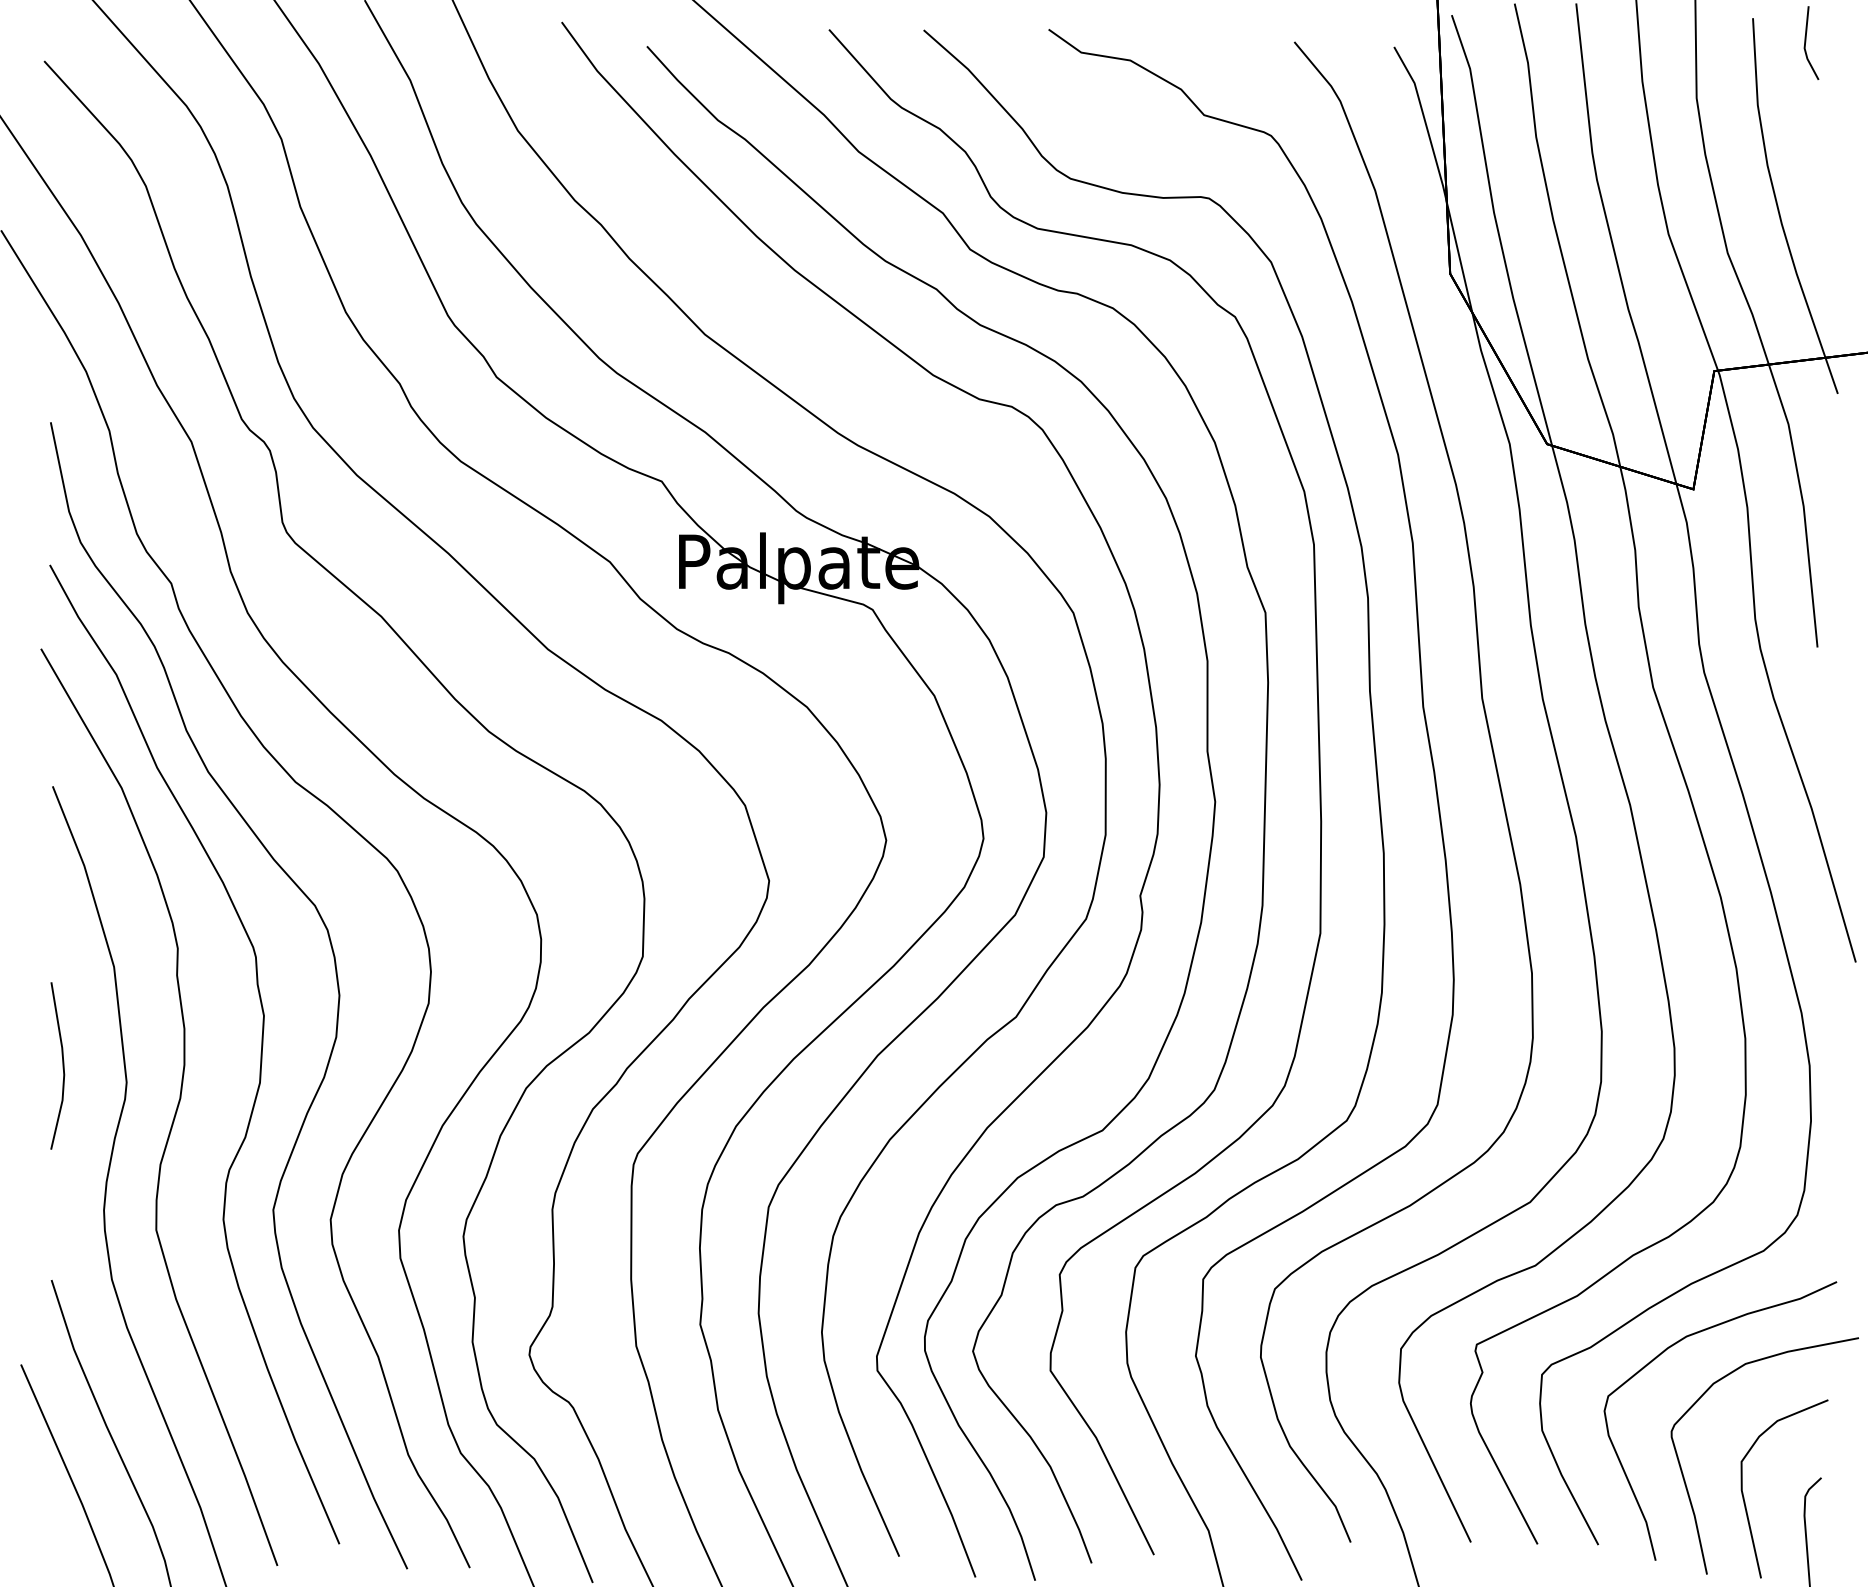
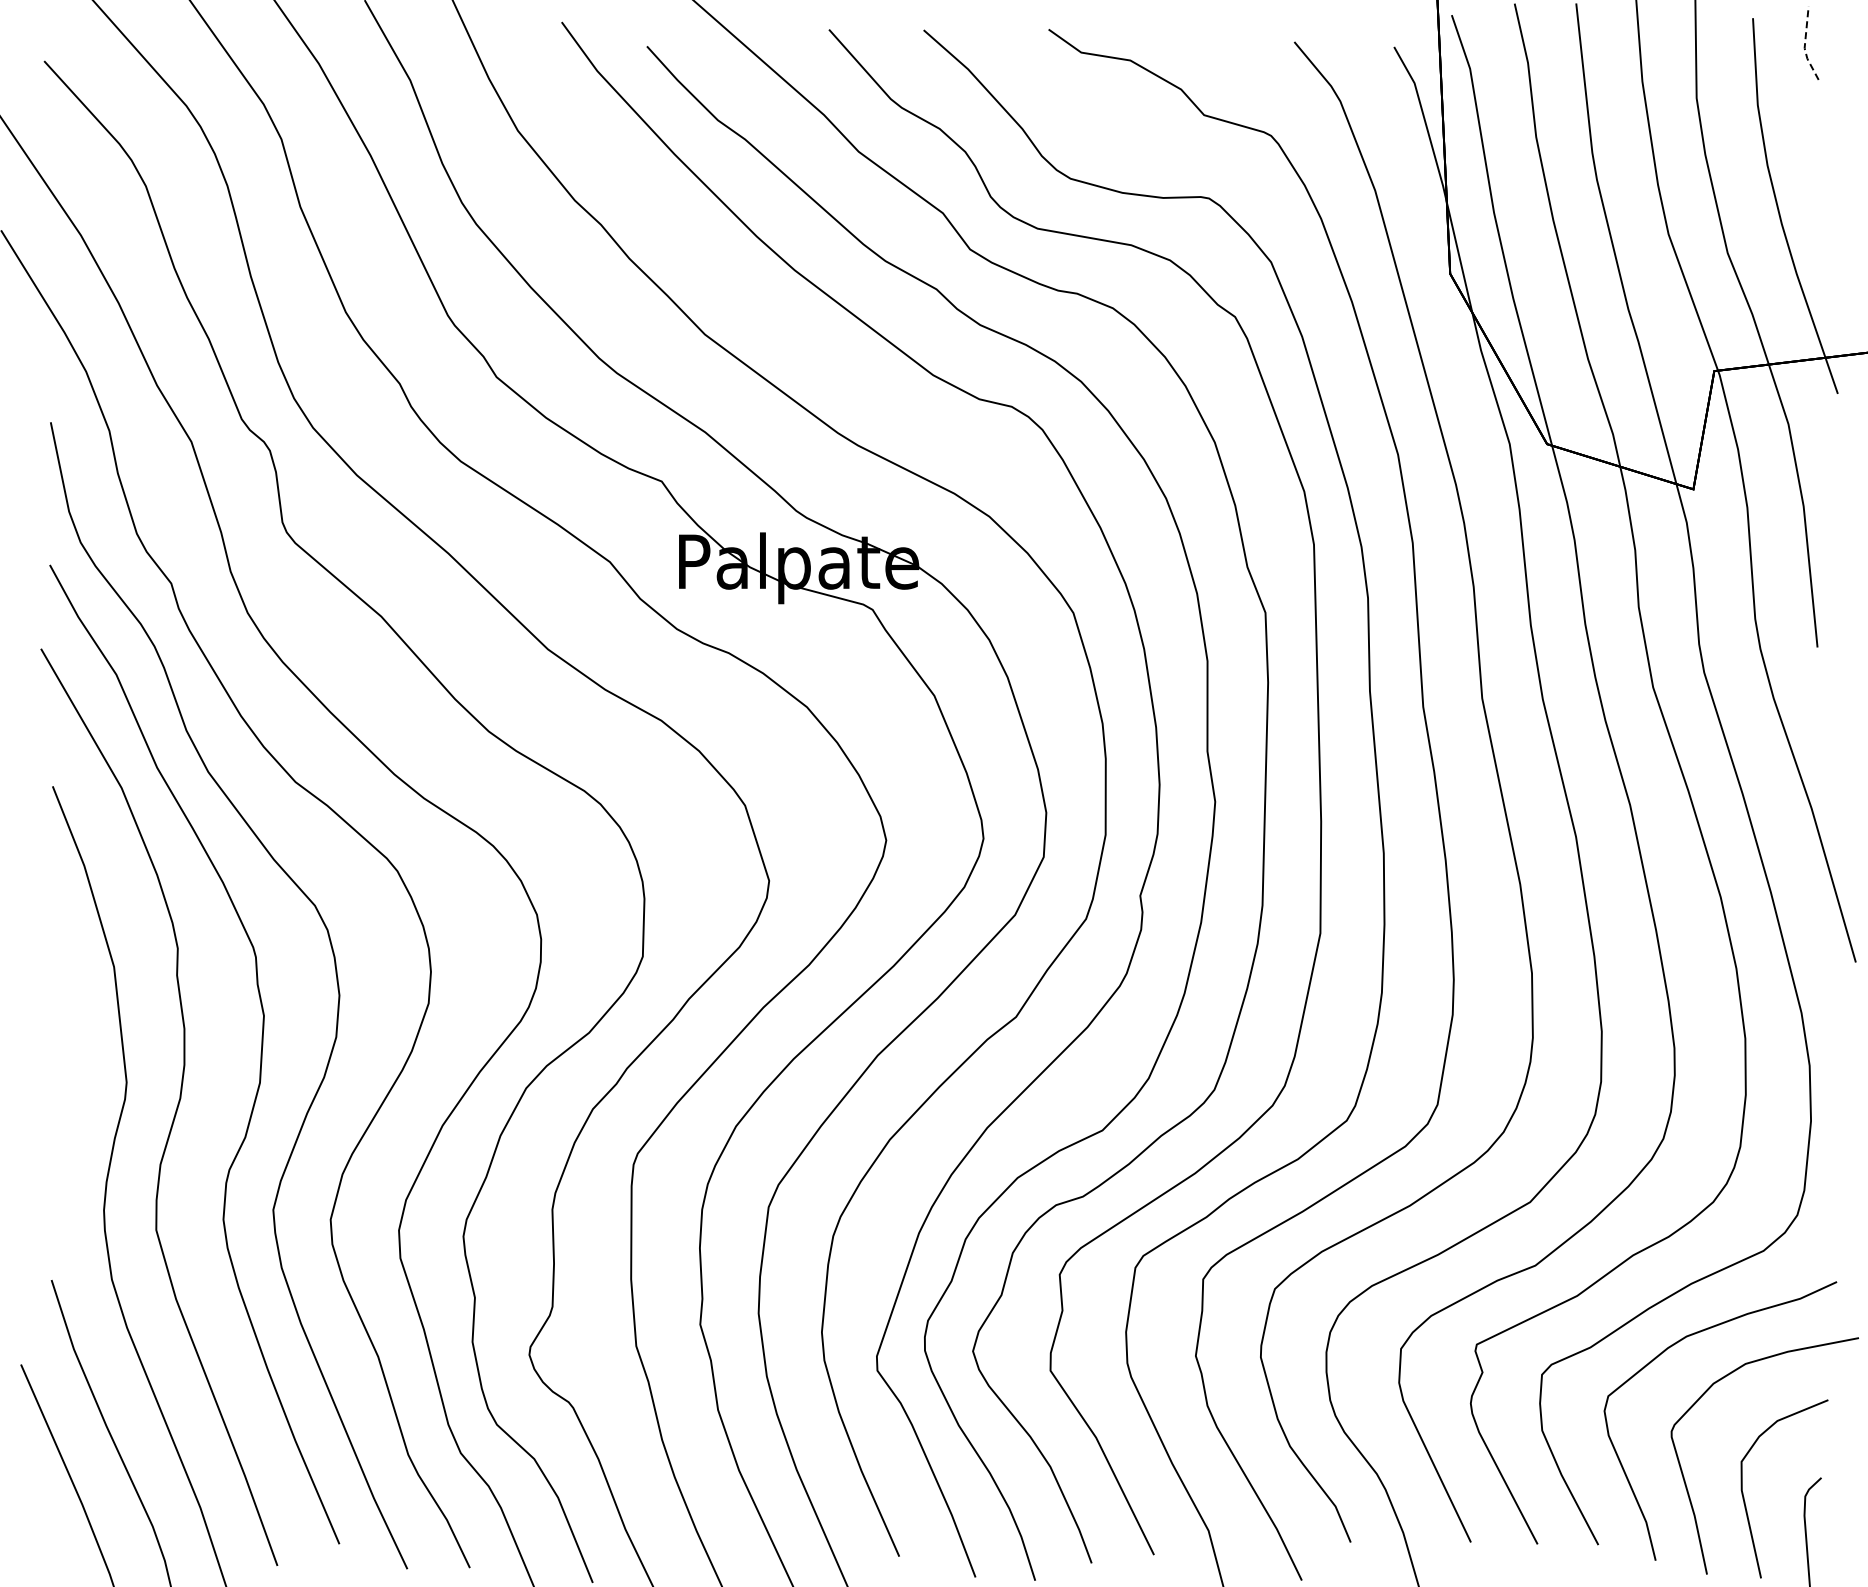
line: solid -> dashed (1804, 45)
line: present -> none (62, 1065)
